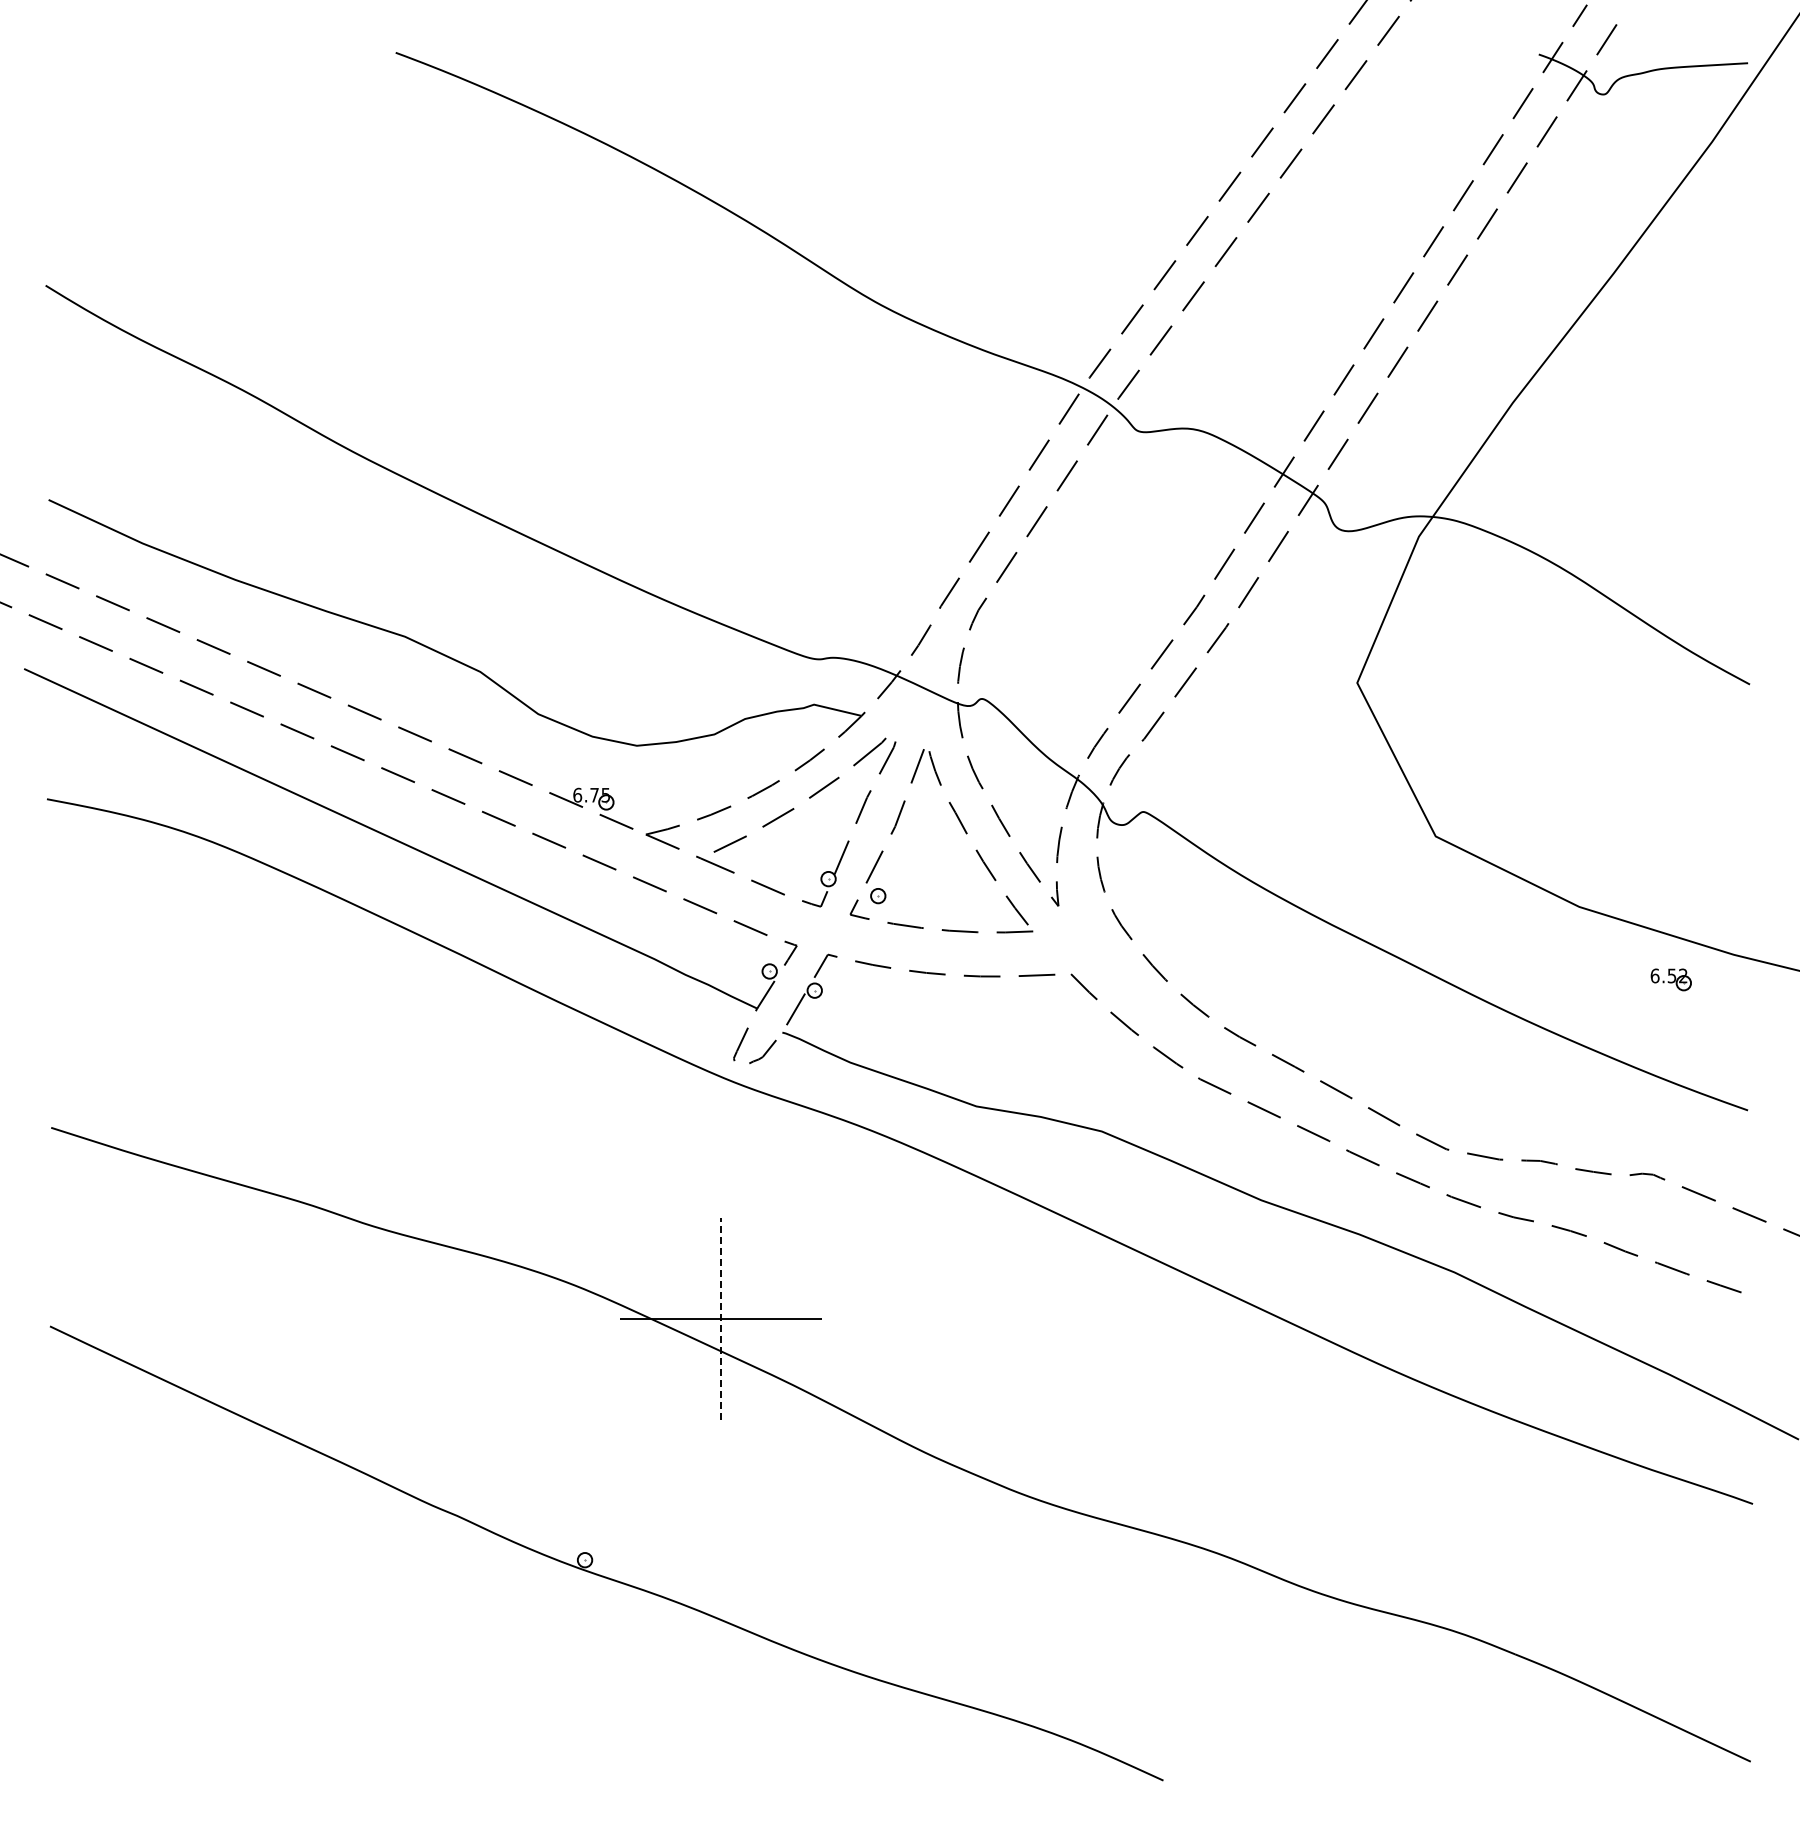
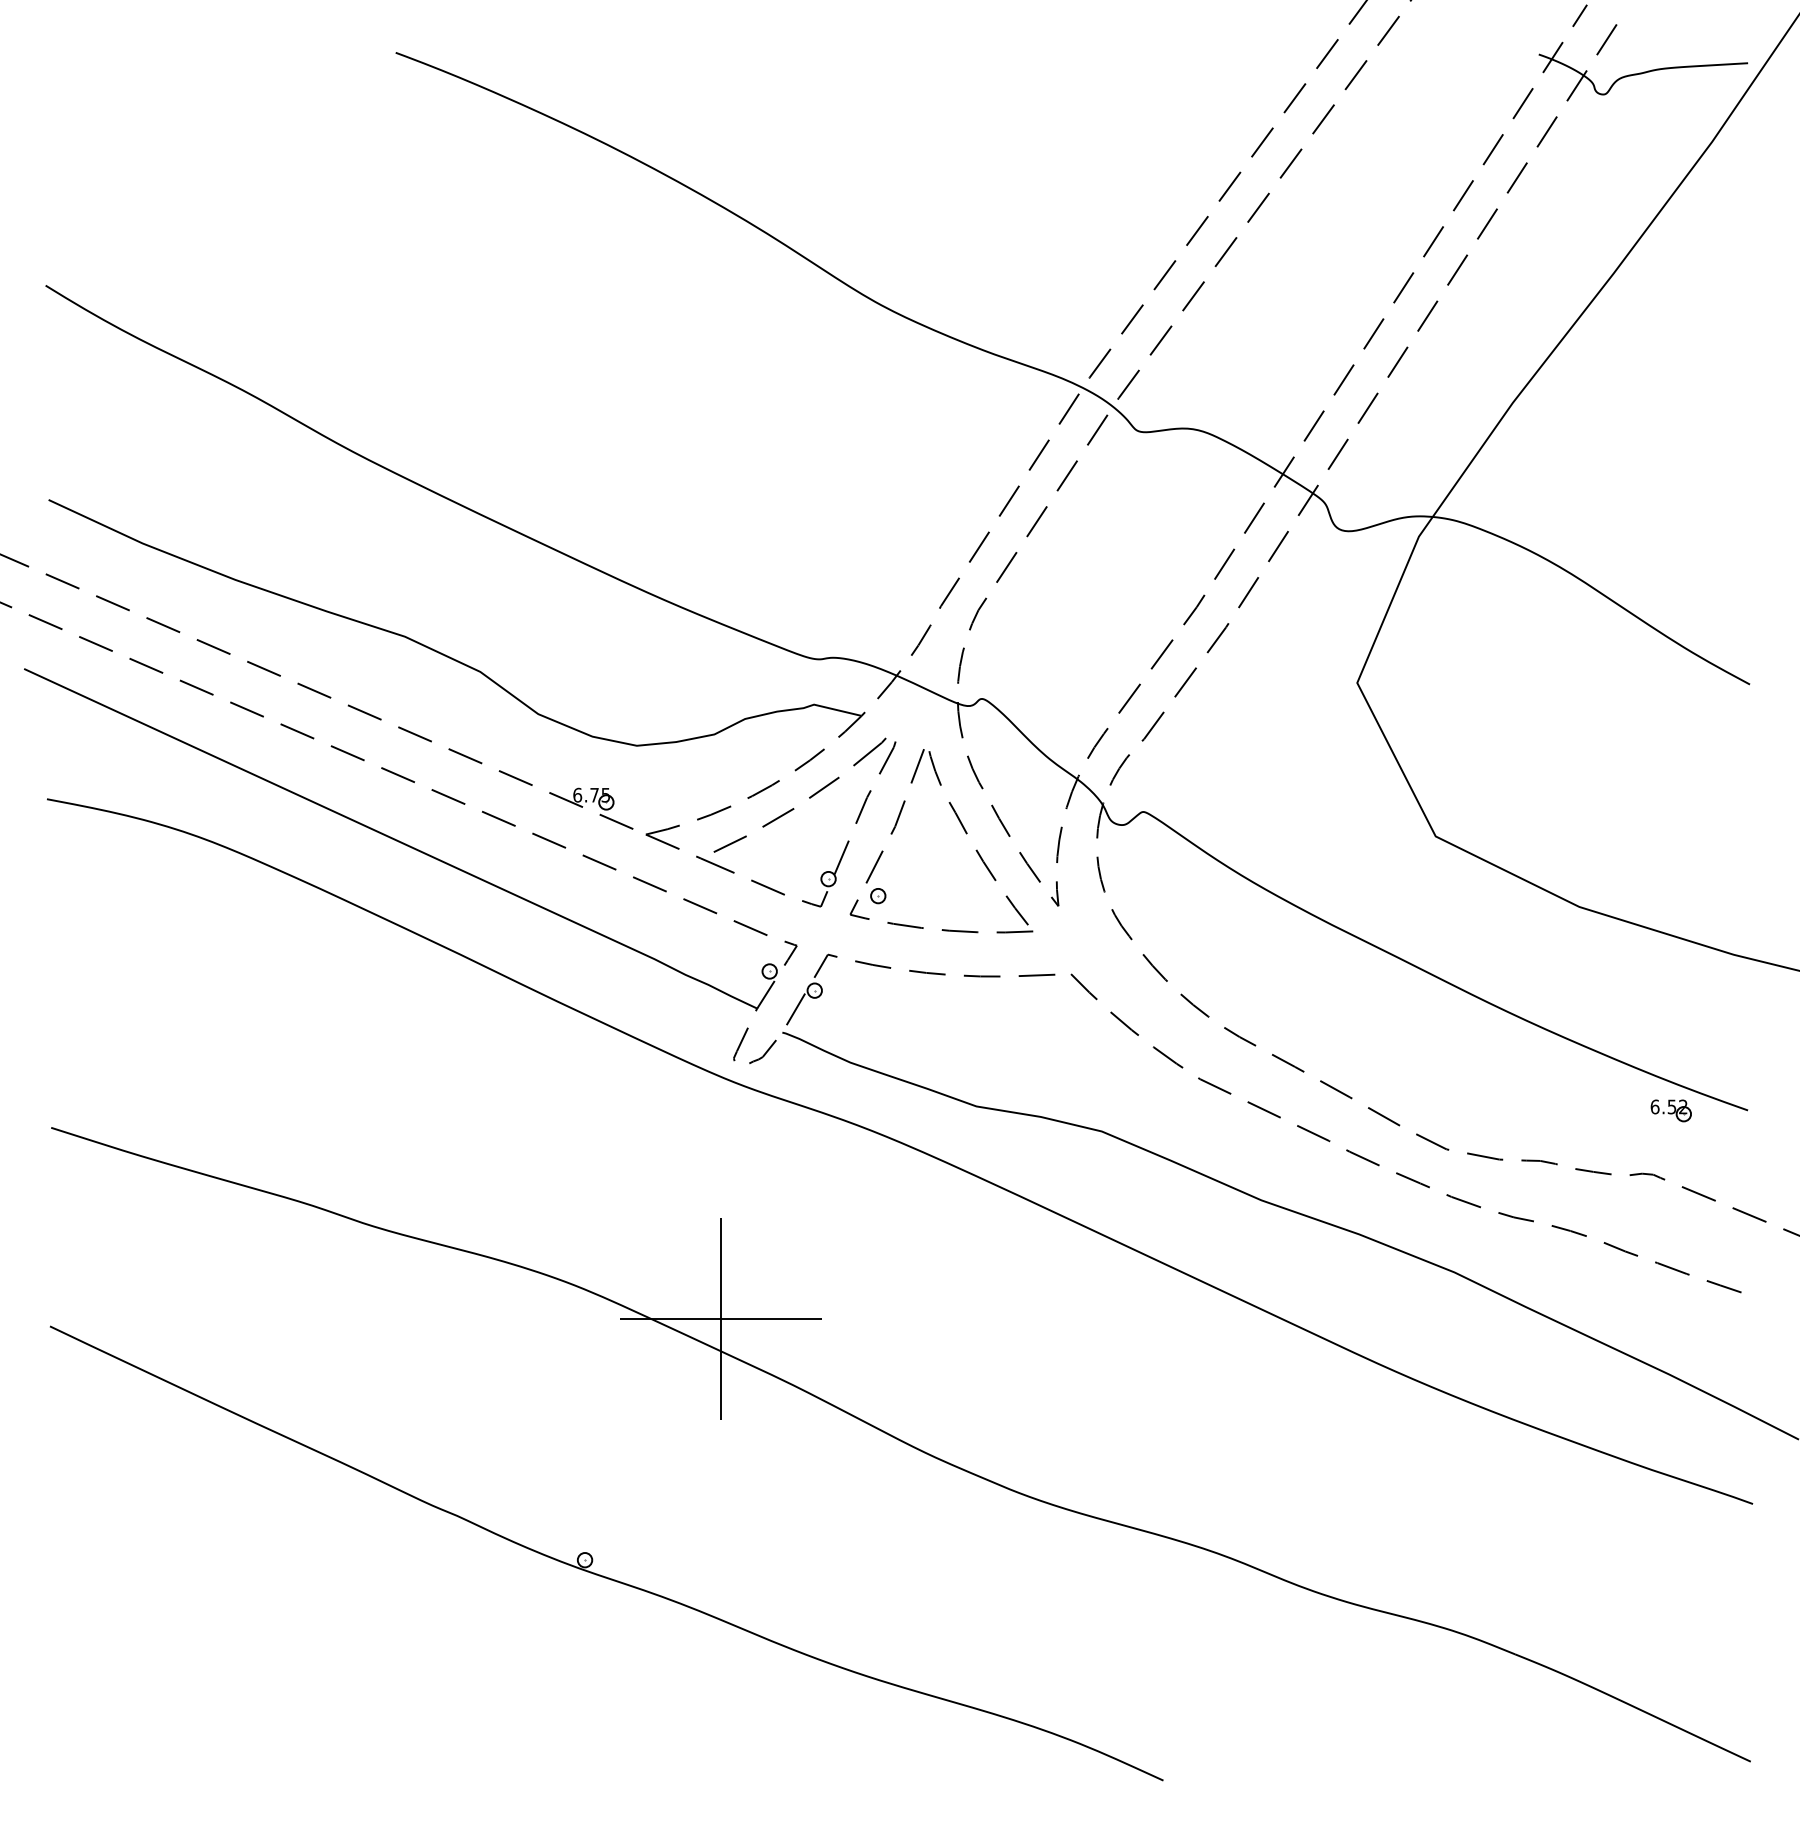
part position: (1670, 979) -> (1670, 1110) (1670, 1110)
line: dashed -> solid (720, 1318)
